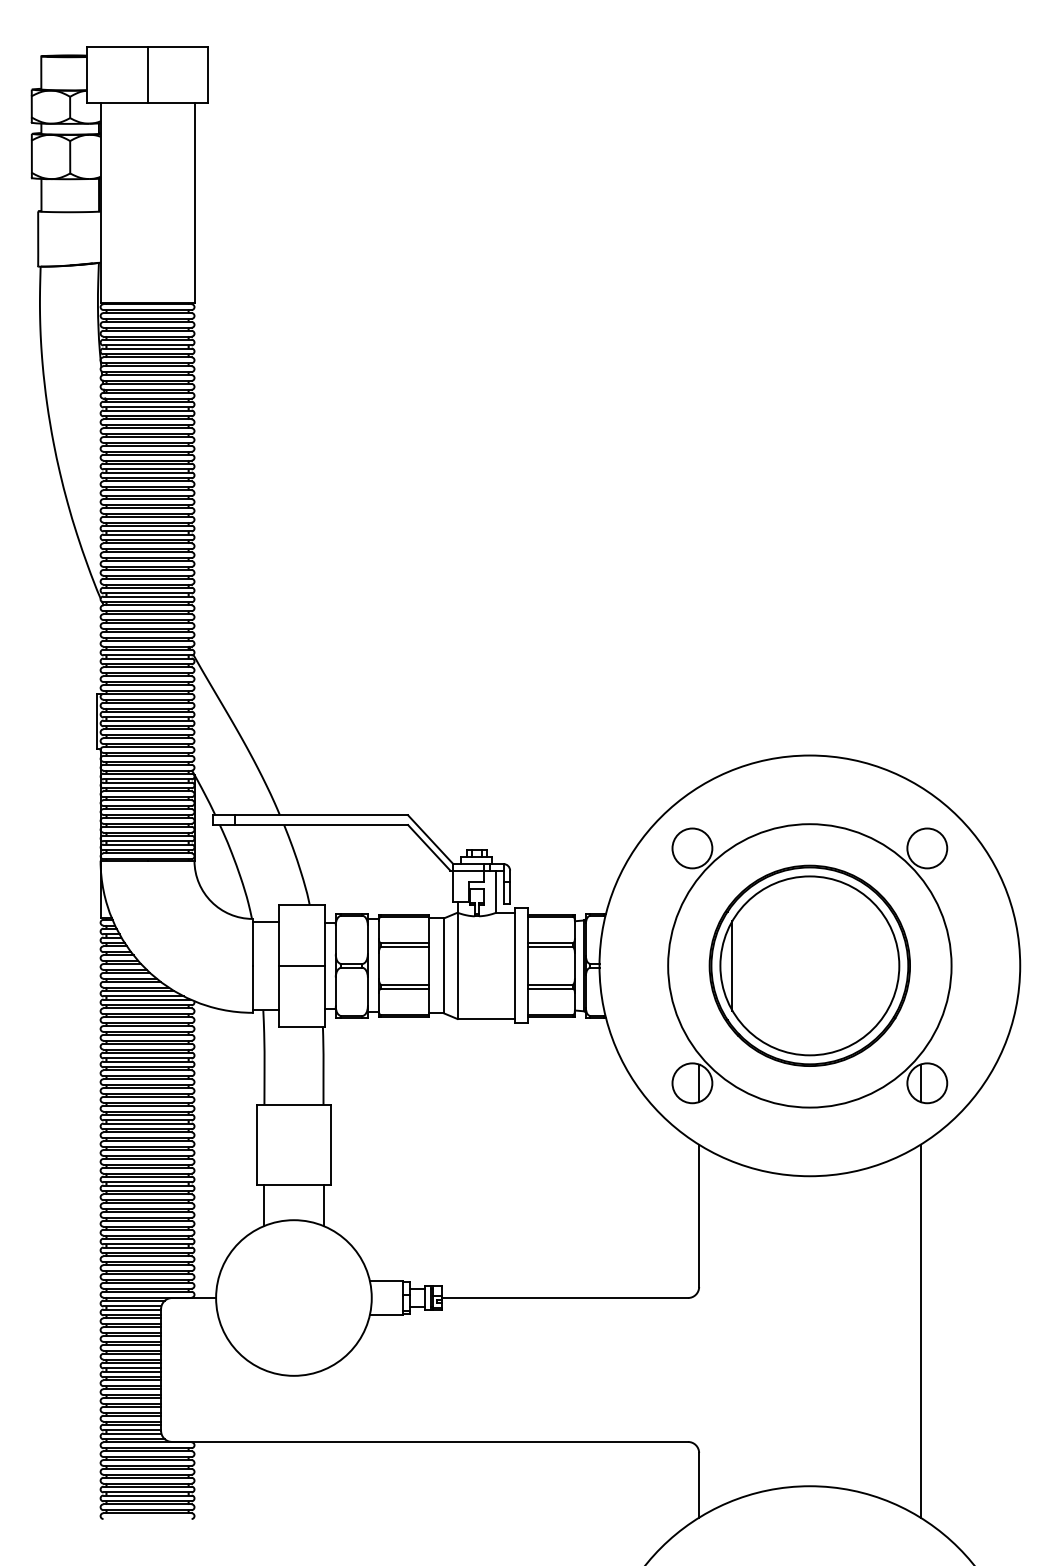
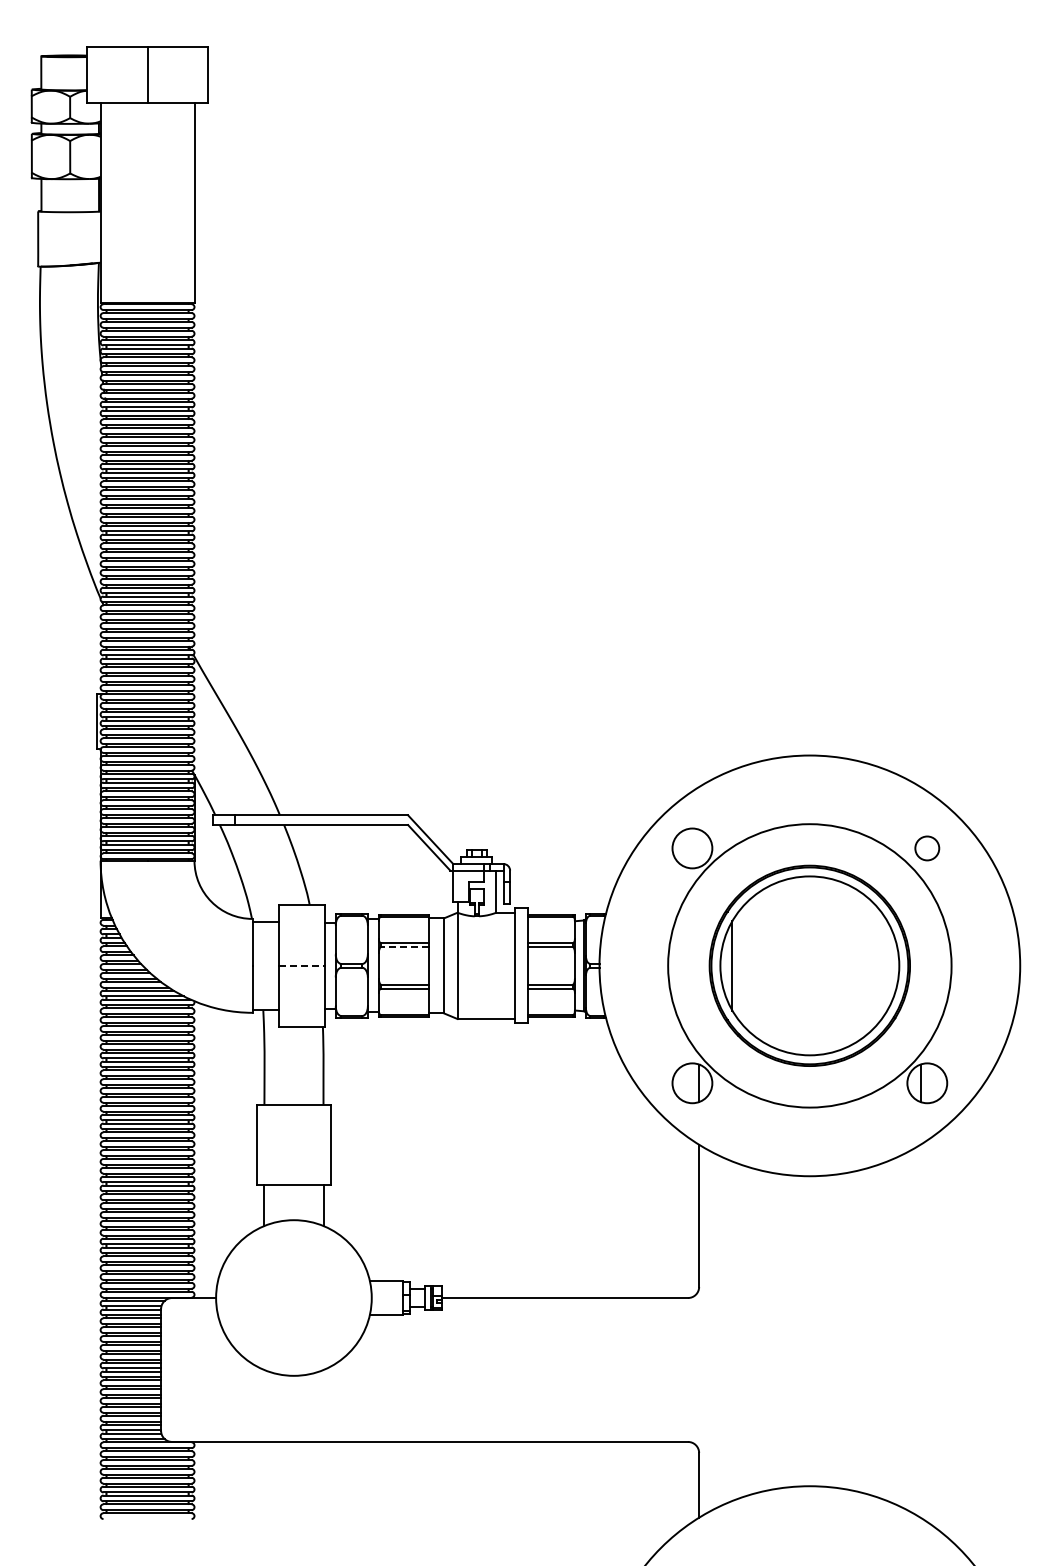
circle diameter: 40 px -> 24 px (927, 848)
line: solid -> dashed (404, 947)
line: solid -> dashed (302, 965)
line: present -> none (920, 1330)
